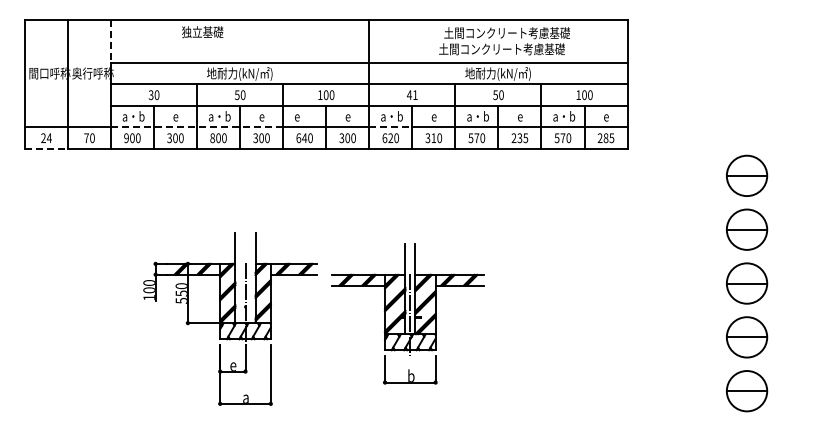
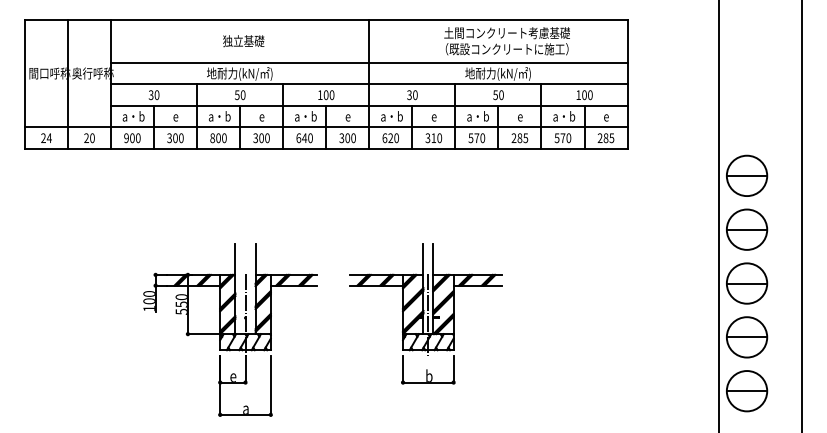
text position: (202, 32) -> (243, 41) (243, 41)
line: dashed -> solid (110, 41)
text: 土間コンクリート考慮基礎 -> （既設コンクリートに施工） (503, 49)
text: 41 -> 30 (412, 95)
text: e -> a・b (305, 116)
line: dashed -> solid (197, 127)
line: dashed -> solid (390, 127)
text: 70 -> 20 (86, 137)
text: 235 -> 285 (519, 137)
line: dashed -> solid (46, 149)
line: none -> present (718, 215)
line: none -> present (802, 215)
part position: (407, 313) -> (425, 313) (425, 313)
part position: (230, 318) -> (230, 329) (230, 329)
